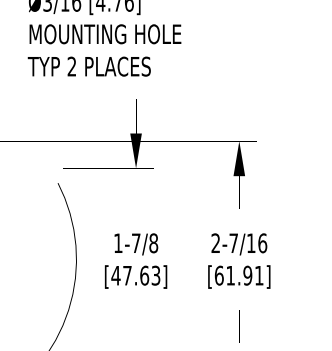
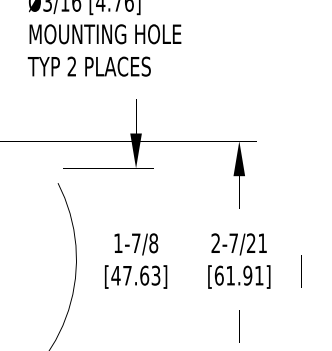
text: 2-7/16 -> 2-7/21 (257, 243)
line: none -> present (301, 271)
